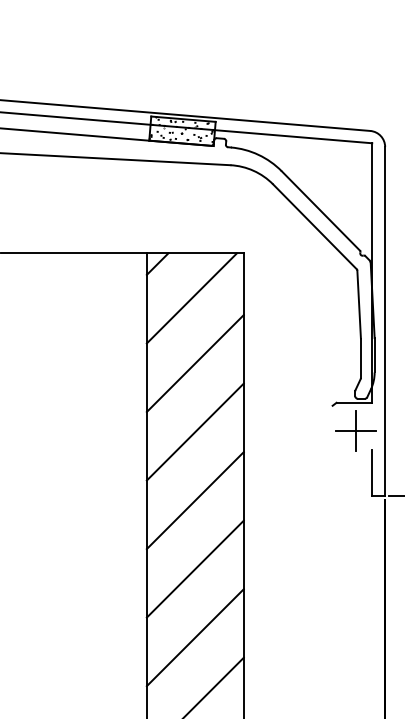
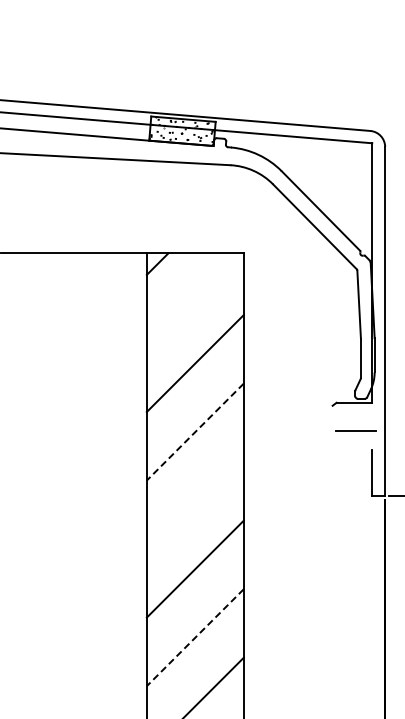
line: present -> none (191, 298)
line: present -> none (356, 430)
line: solid -> dashed (195, 432)
line: present -> none (194, 500)
line: solid -> dashed (195, 637)
